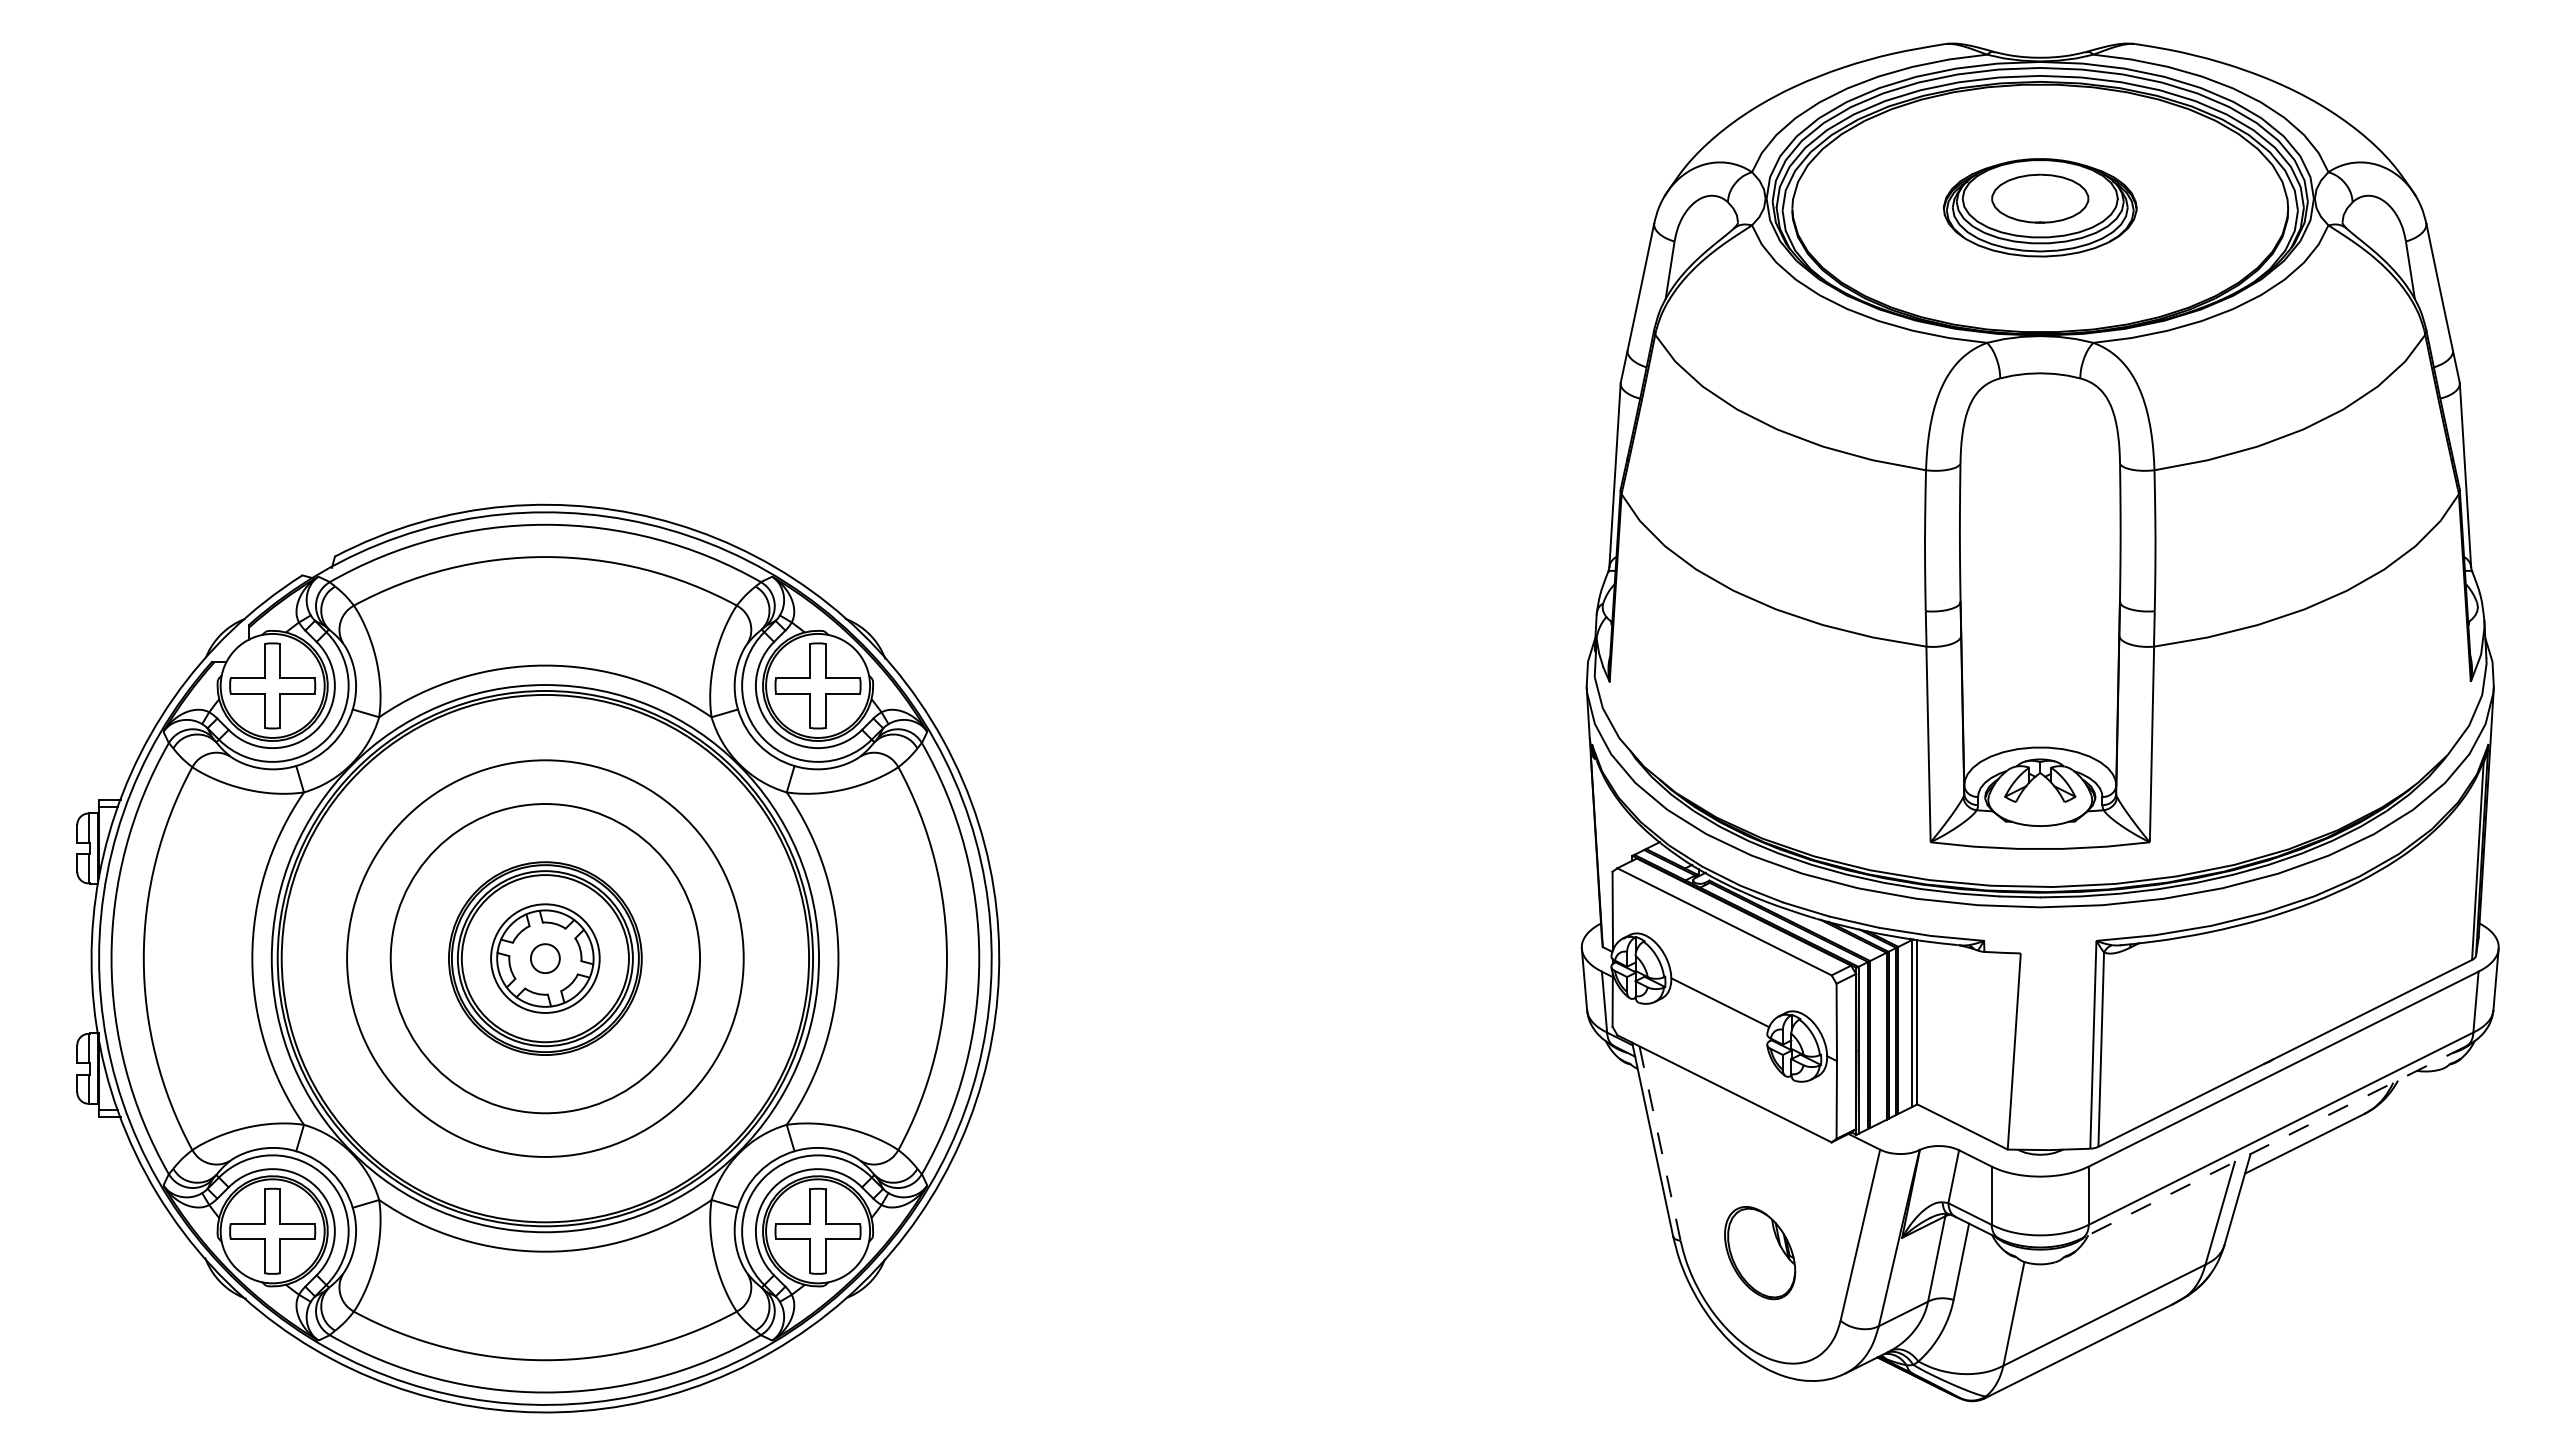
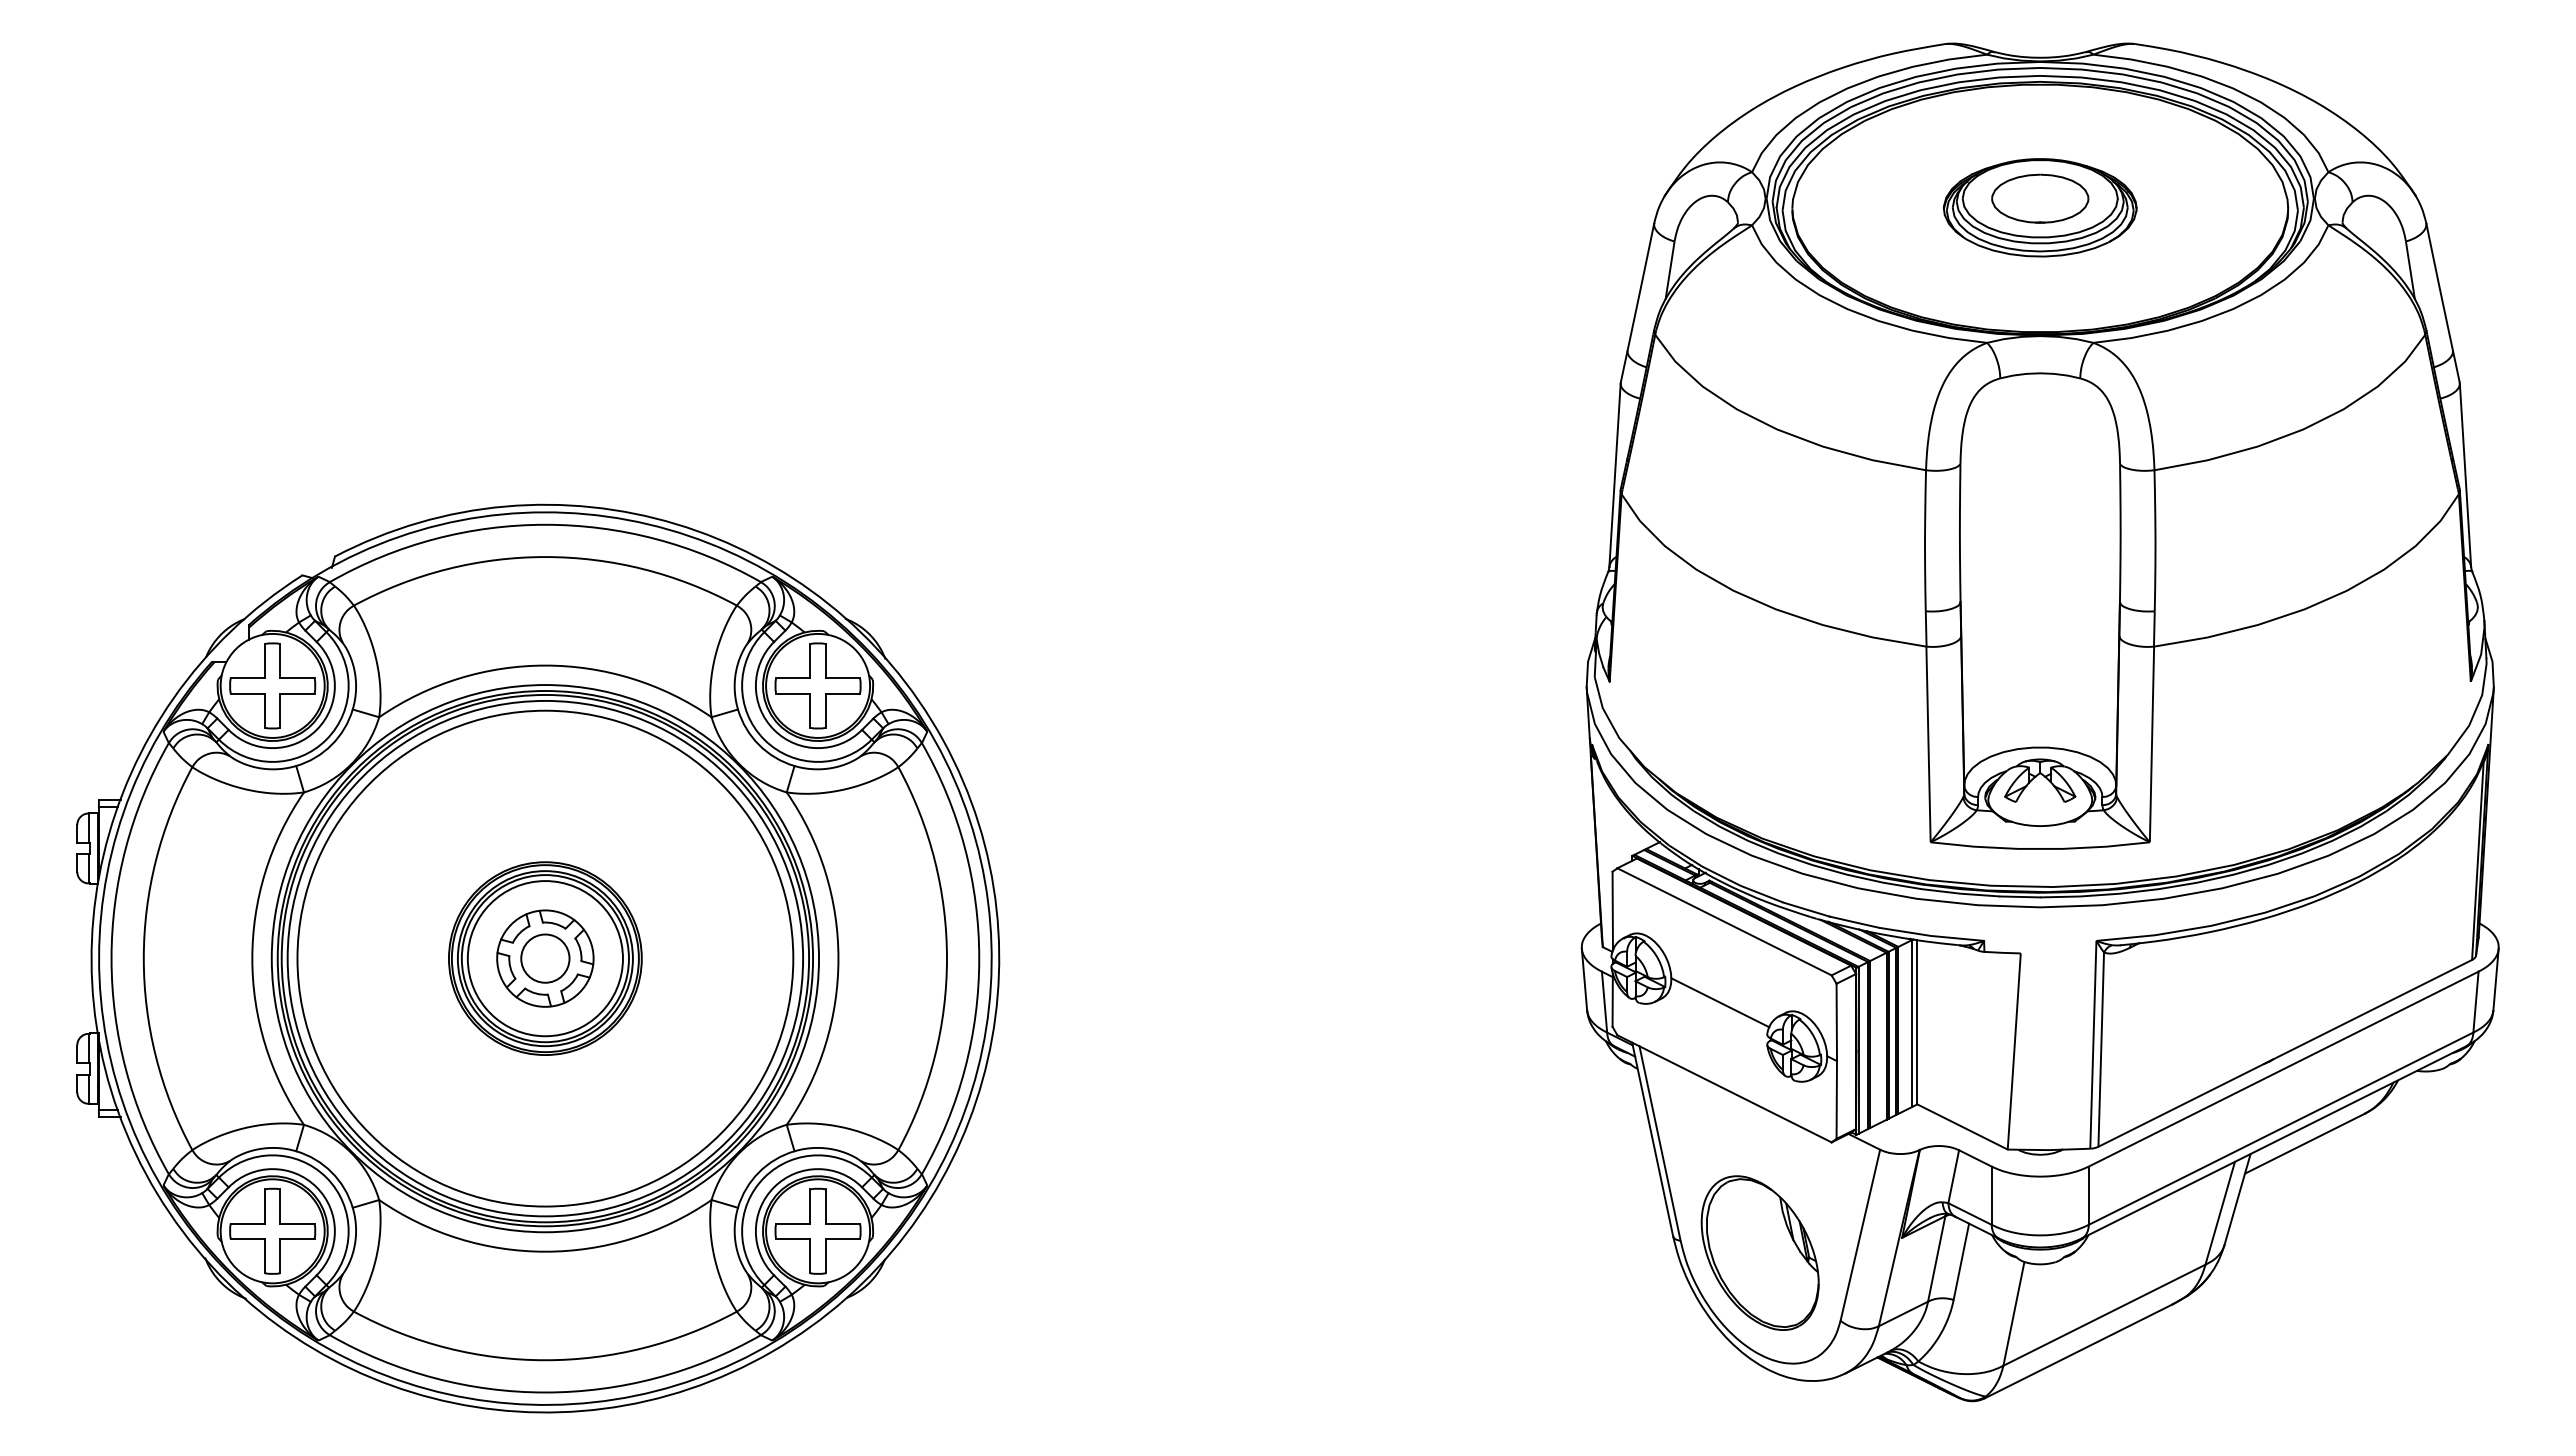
circle diameter: 29 px -> 48 px (545, 958)
circle diameter: 109 px -> 155 px (544, 958)
circle diameter: 309 px -> 515 px (545, 958)
circle diameter: 397 px -> 496 px (545, 958)
line: dashed -> solid (2274, 1142)
line: dashed -> solid (1660, 1144)
part size: 73x95 px -> 120x156 px (1759, 1252)
